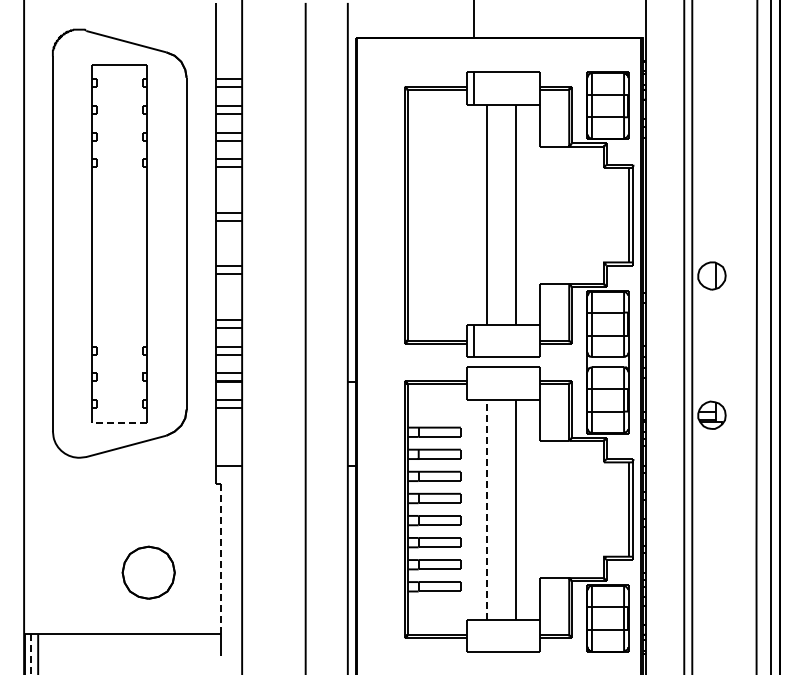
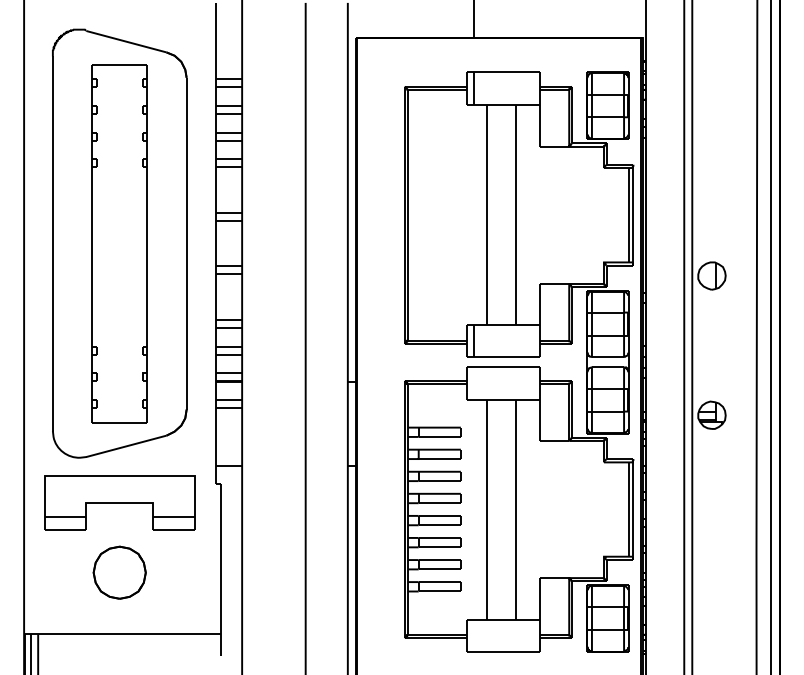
line: dashed -> solid (118, 422)
part: none -> present (119, 502)
line: dashed -> solid (486, 509)
line: dashed -> solid (221, 559)
part position: (148, 572) -> (119, 572) (119, 572)
line: dashed -> solid (31, 654)
